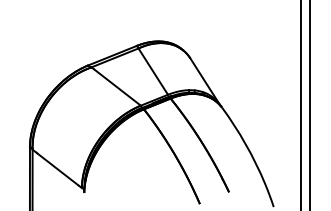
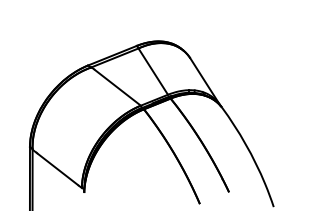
line: present -> none (301, 104)
line: present -> none (309, 104)
